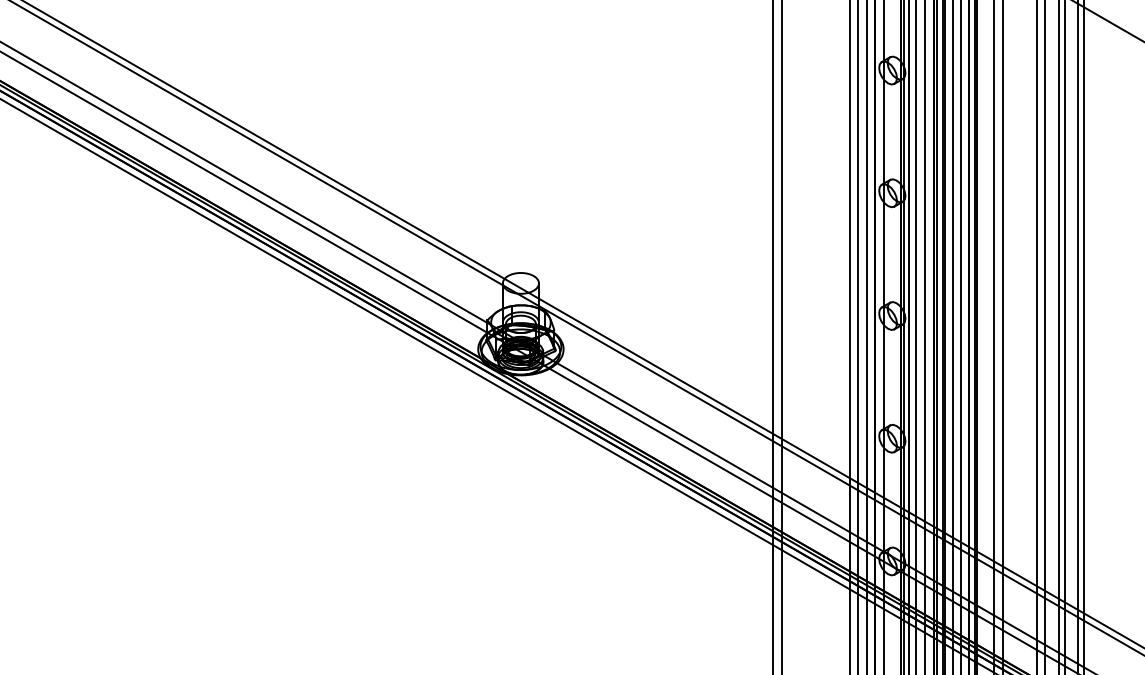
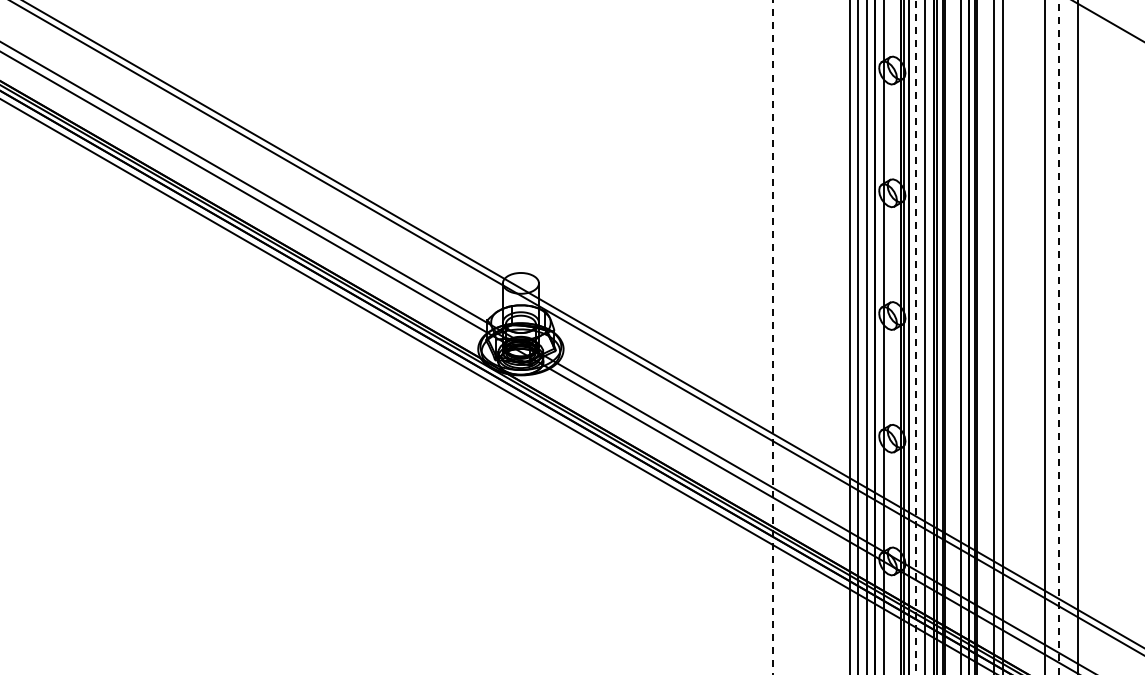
line: present -> none (781, 336)
line: present -> none (953, 336)
line: present -> none (1036, 336)
line: present -> none (1065, 336)
line: present -> none (1084, 336)
line: solid -> dashed (773, 337)
line: solid -> dashed (916, 337)
line: solid -> dashed (1058, 337)
